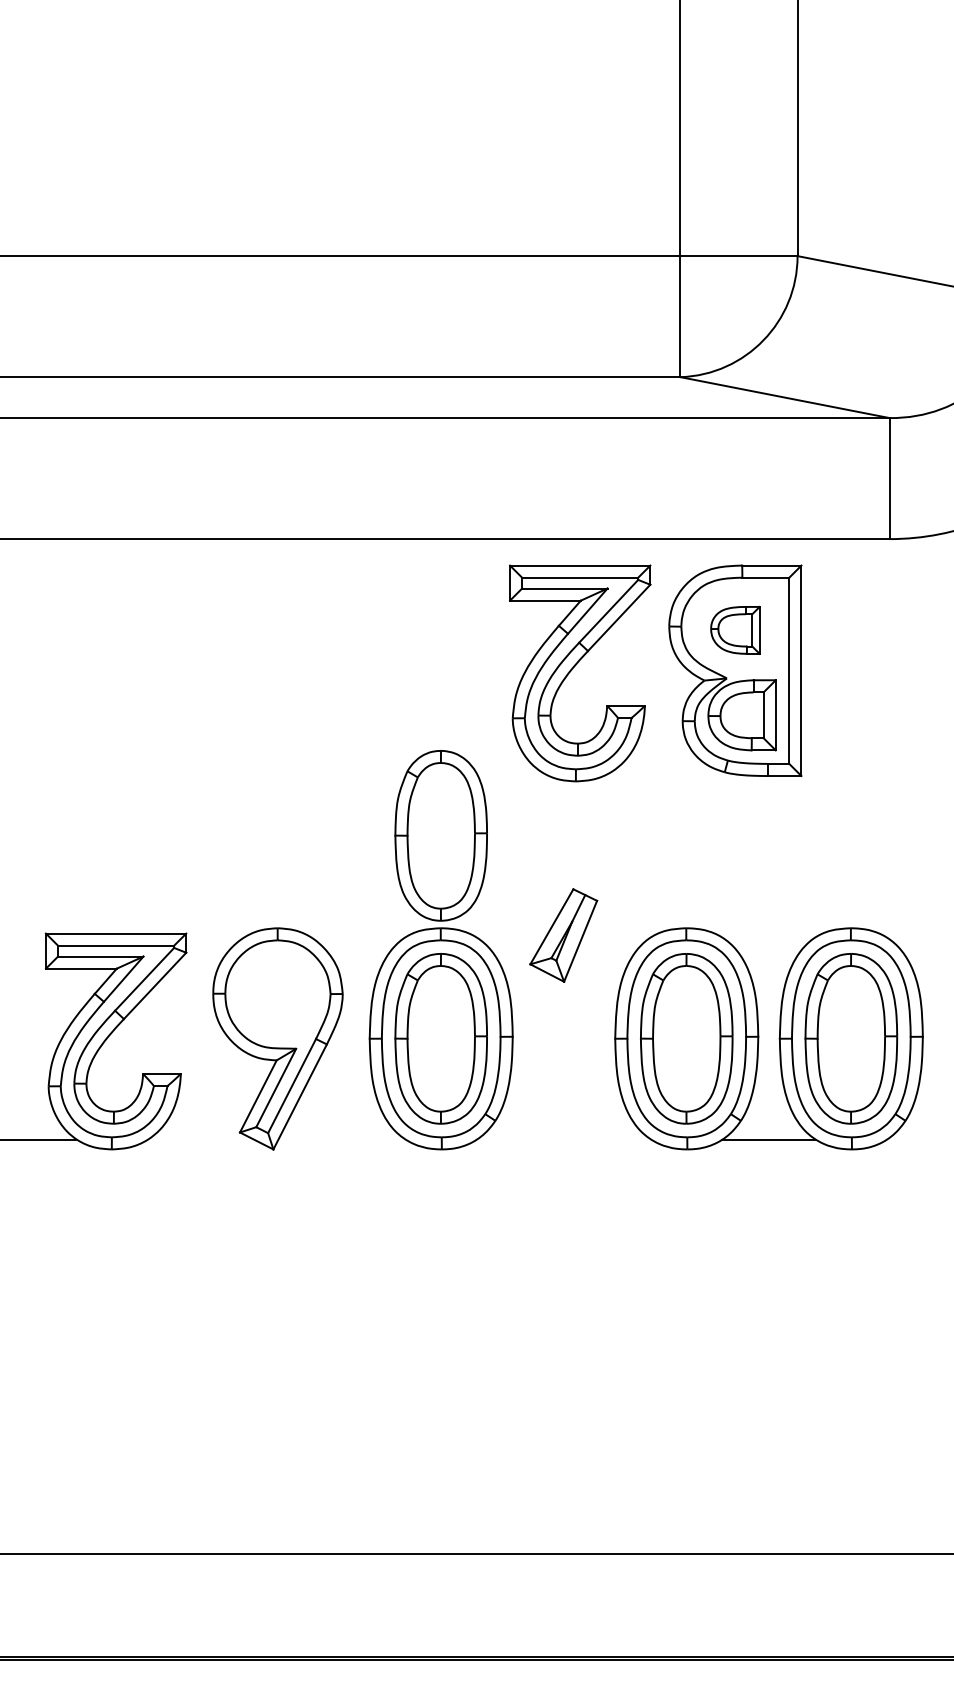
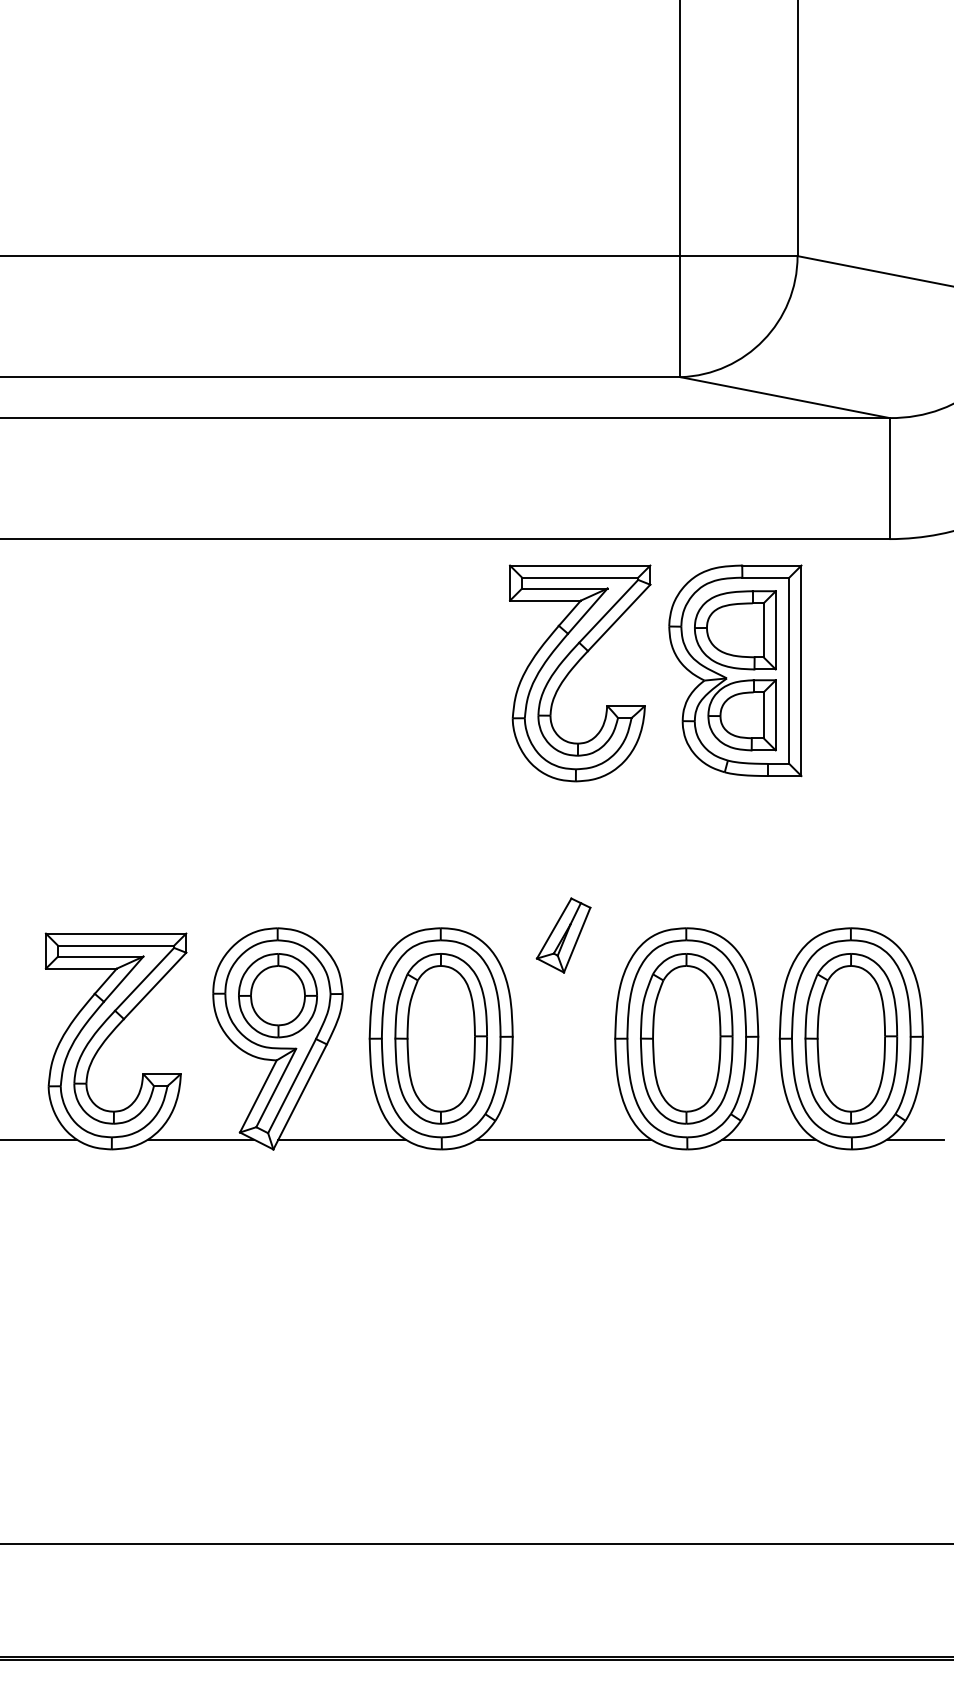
part size: 51x50 px -> 83x81 px (735, 630)
part: present -> none (440, 835)
part size: 70x95 px -> 57x77 px (563, 935)
part: none -> present (277, 995)
line: none -> present (200, 1139)
line: none -> present (341, 1139)
line: none -> present (563, 1139)
line: none -> present (915, 1139)
line position: (476, 1553) -> (476, 1543) (476, 1543)
